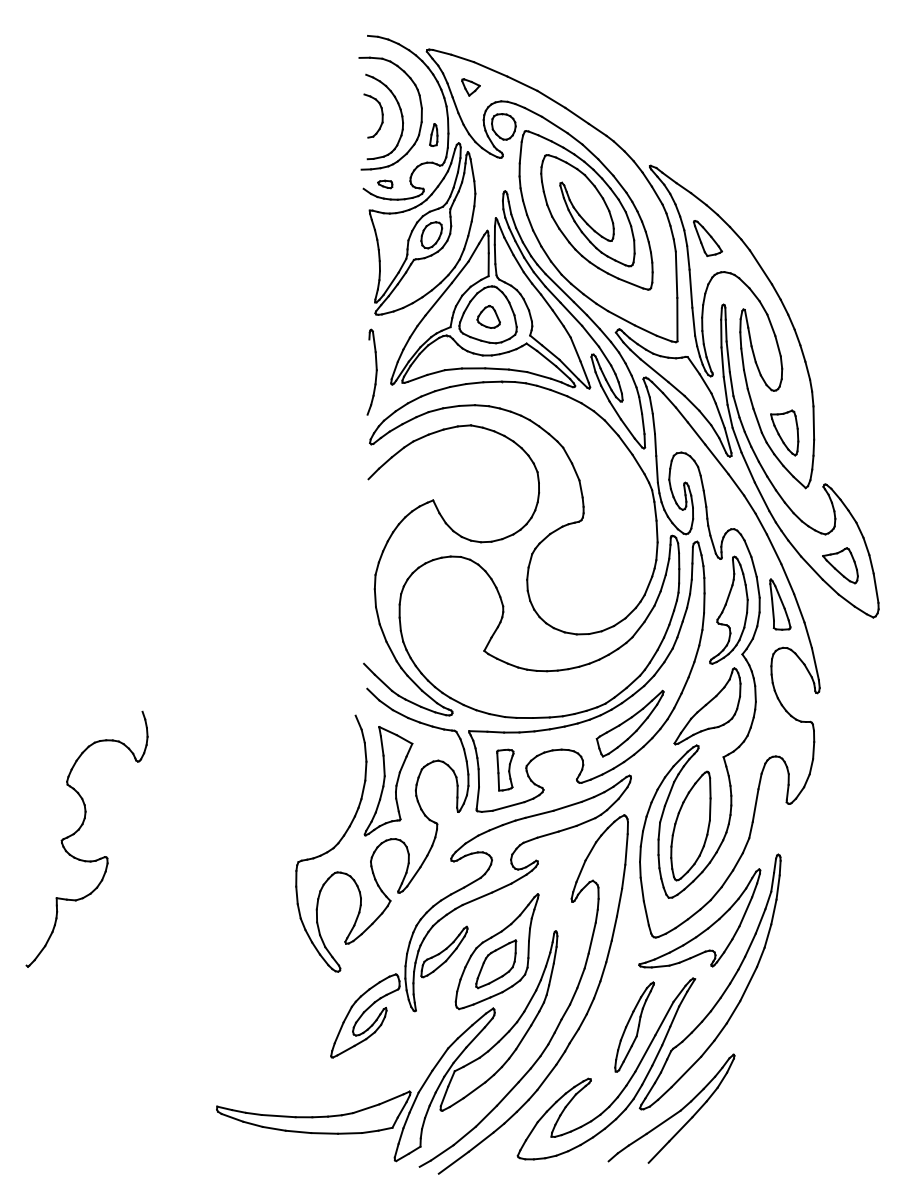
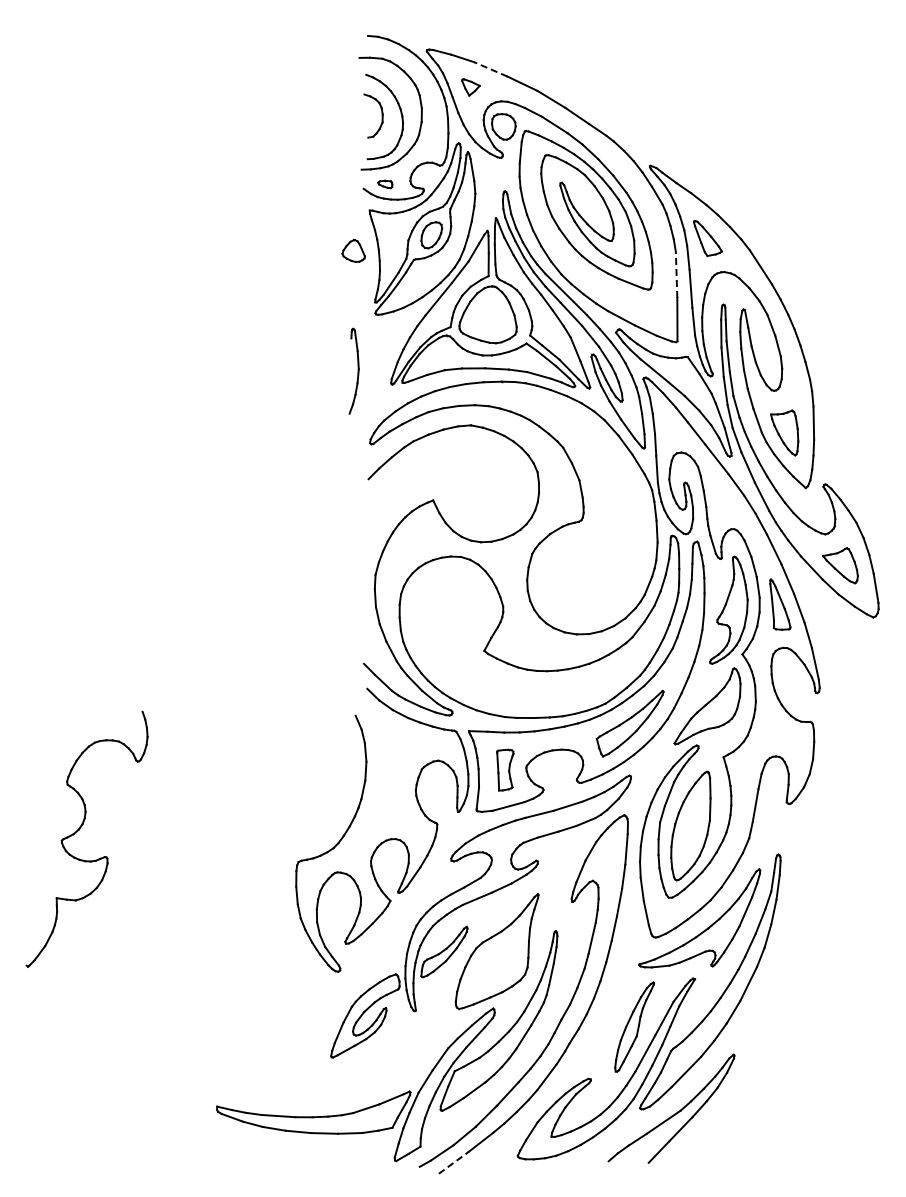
line: solid -> dashed (490, 69)
part: present -> none (433, 134)
line: solid -> dashed (676, 274)
part position: (488, 316) -> (353, 250) (353, 250)
part position: (371, 371) -> (353, 370) (353, 370)
part: present -> none (388, 781)
part: present -> none (496, 964)
line: solid -> dashed (453, 1162)
